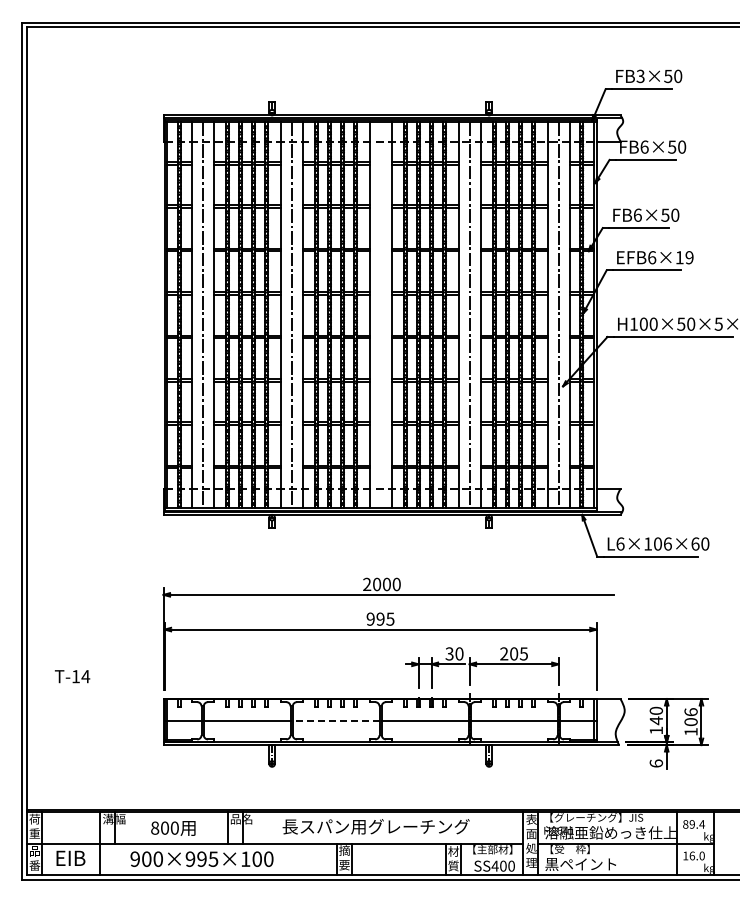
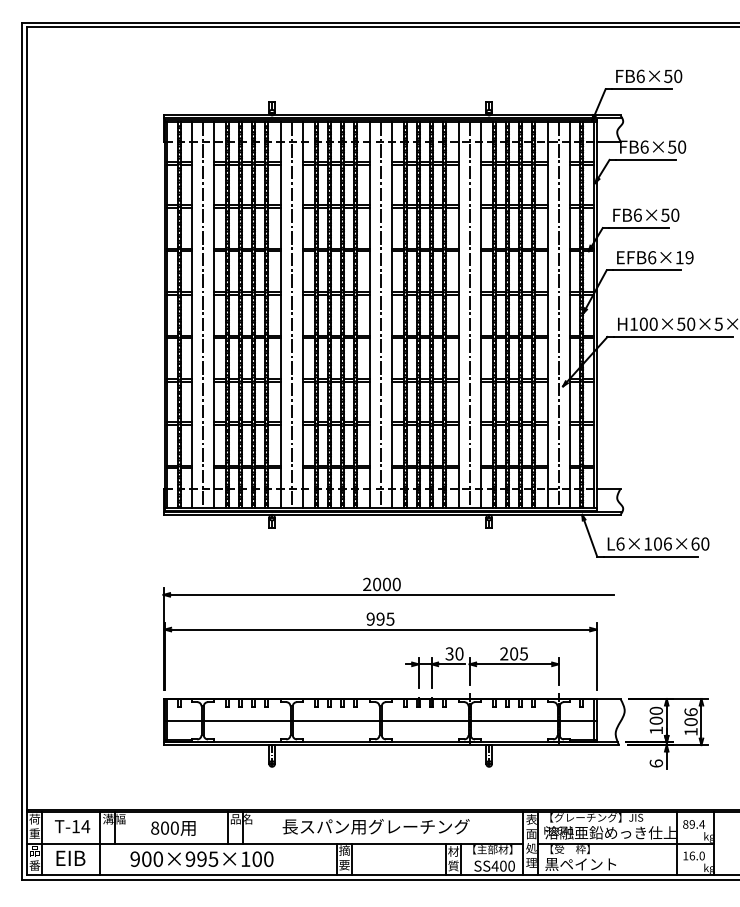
text: FB3×50 -> FB6×50 (640, 75)
line: none -> present (380, 314)
text position: (72, 676) -> (72, 826) (72, 826)
line: dashed -> solid (335, 720)
text: 140 -> 100 (656, 720)
